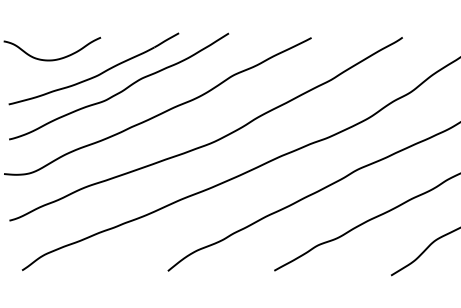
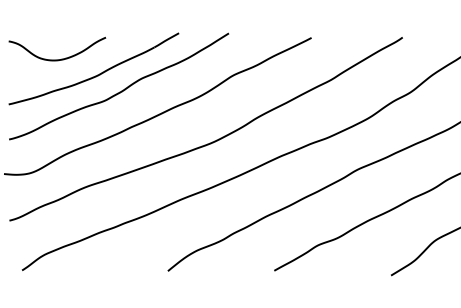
curve position: (56, 58) -> (61, 58) (61, 58)
